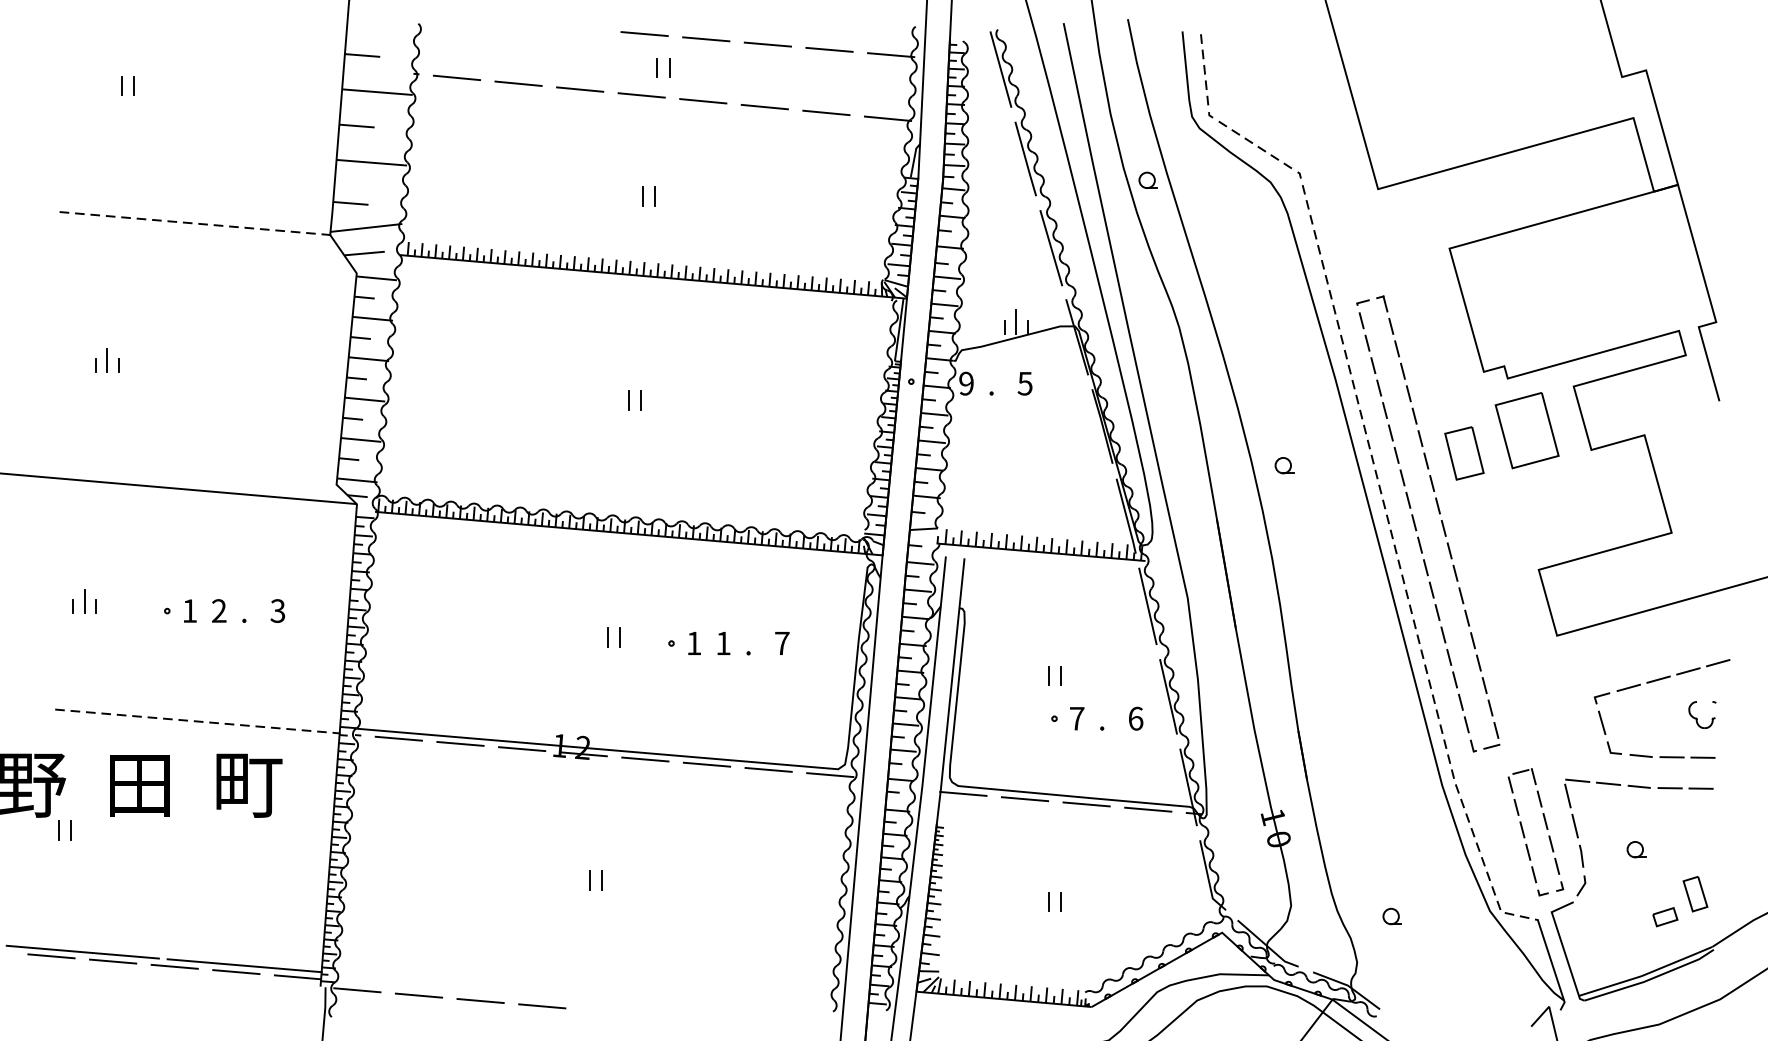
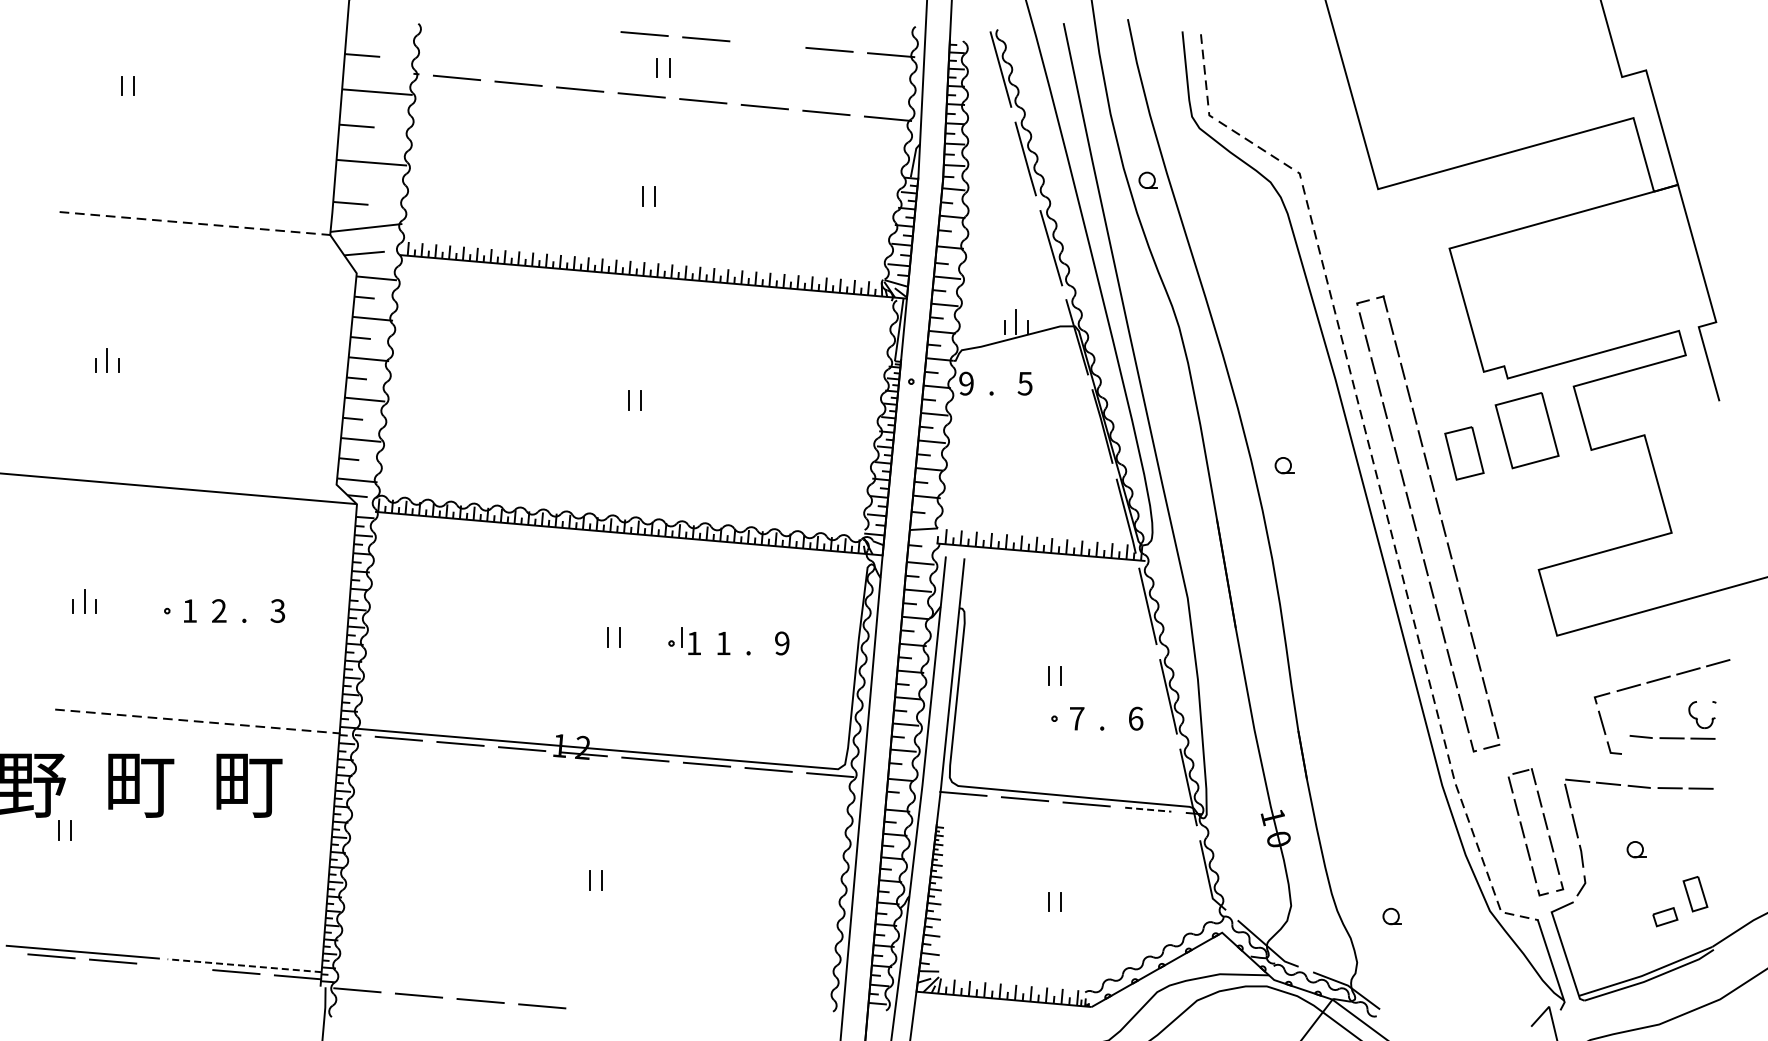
line: present -> none (767, 44)
line: none -> present (681, 637)
text: 7 -> 9 (782, 643)
part position: (1672, 756) -> (1672, 737) (1672, 737)
text: 田 -> 町 (141, 785)
line: solid -> dashed (1148, 809)
line: solid -> dashed (244, 965)
line: present -> none (174, 966)
